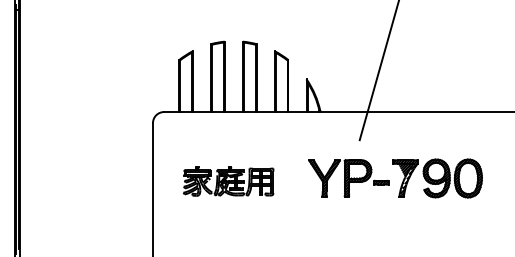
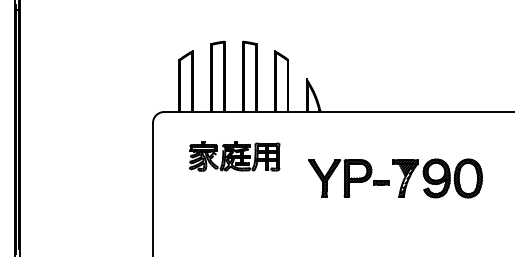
line: present -> none (378, 71)
part position: (228, 181) -> (234, 156) (234, 156)
